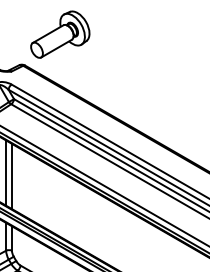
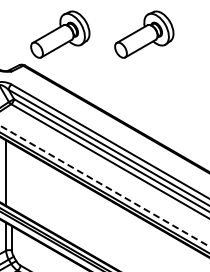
part: none -> present (144, 34)
line: present -> none (12, 176)
line: solid -> dashed (105, 186)
